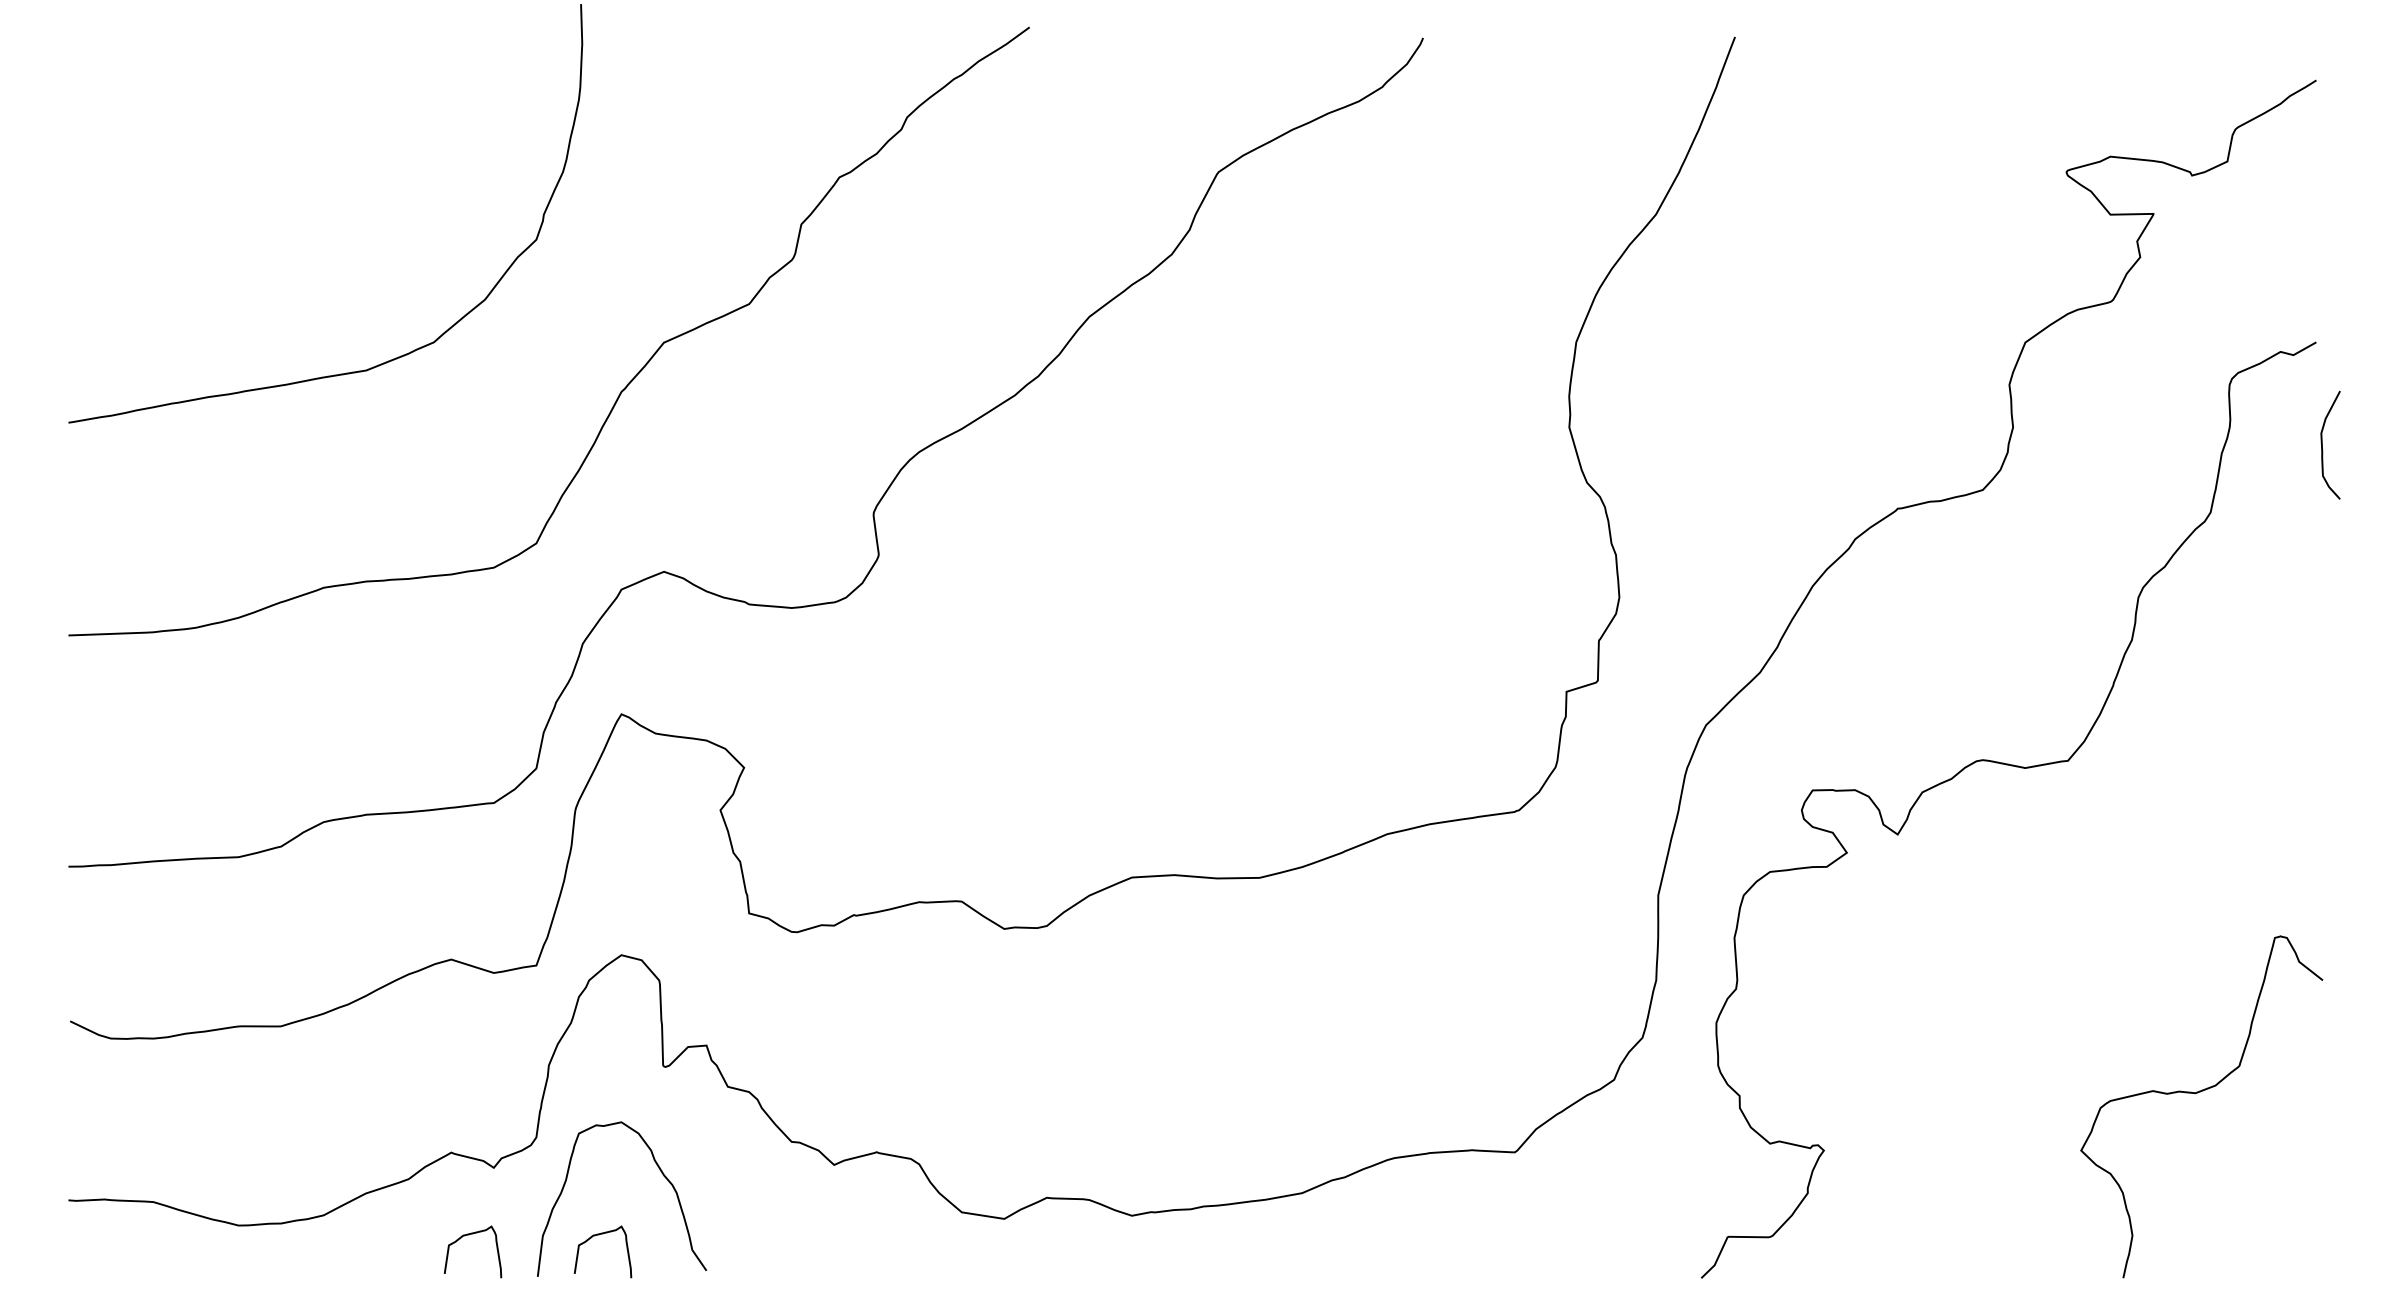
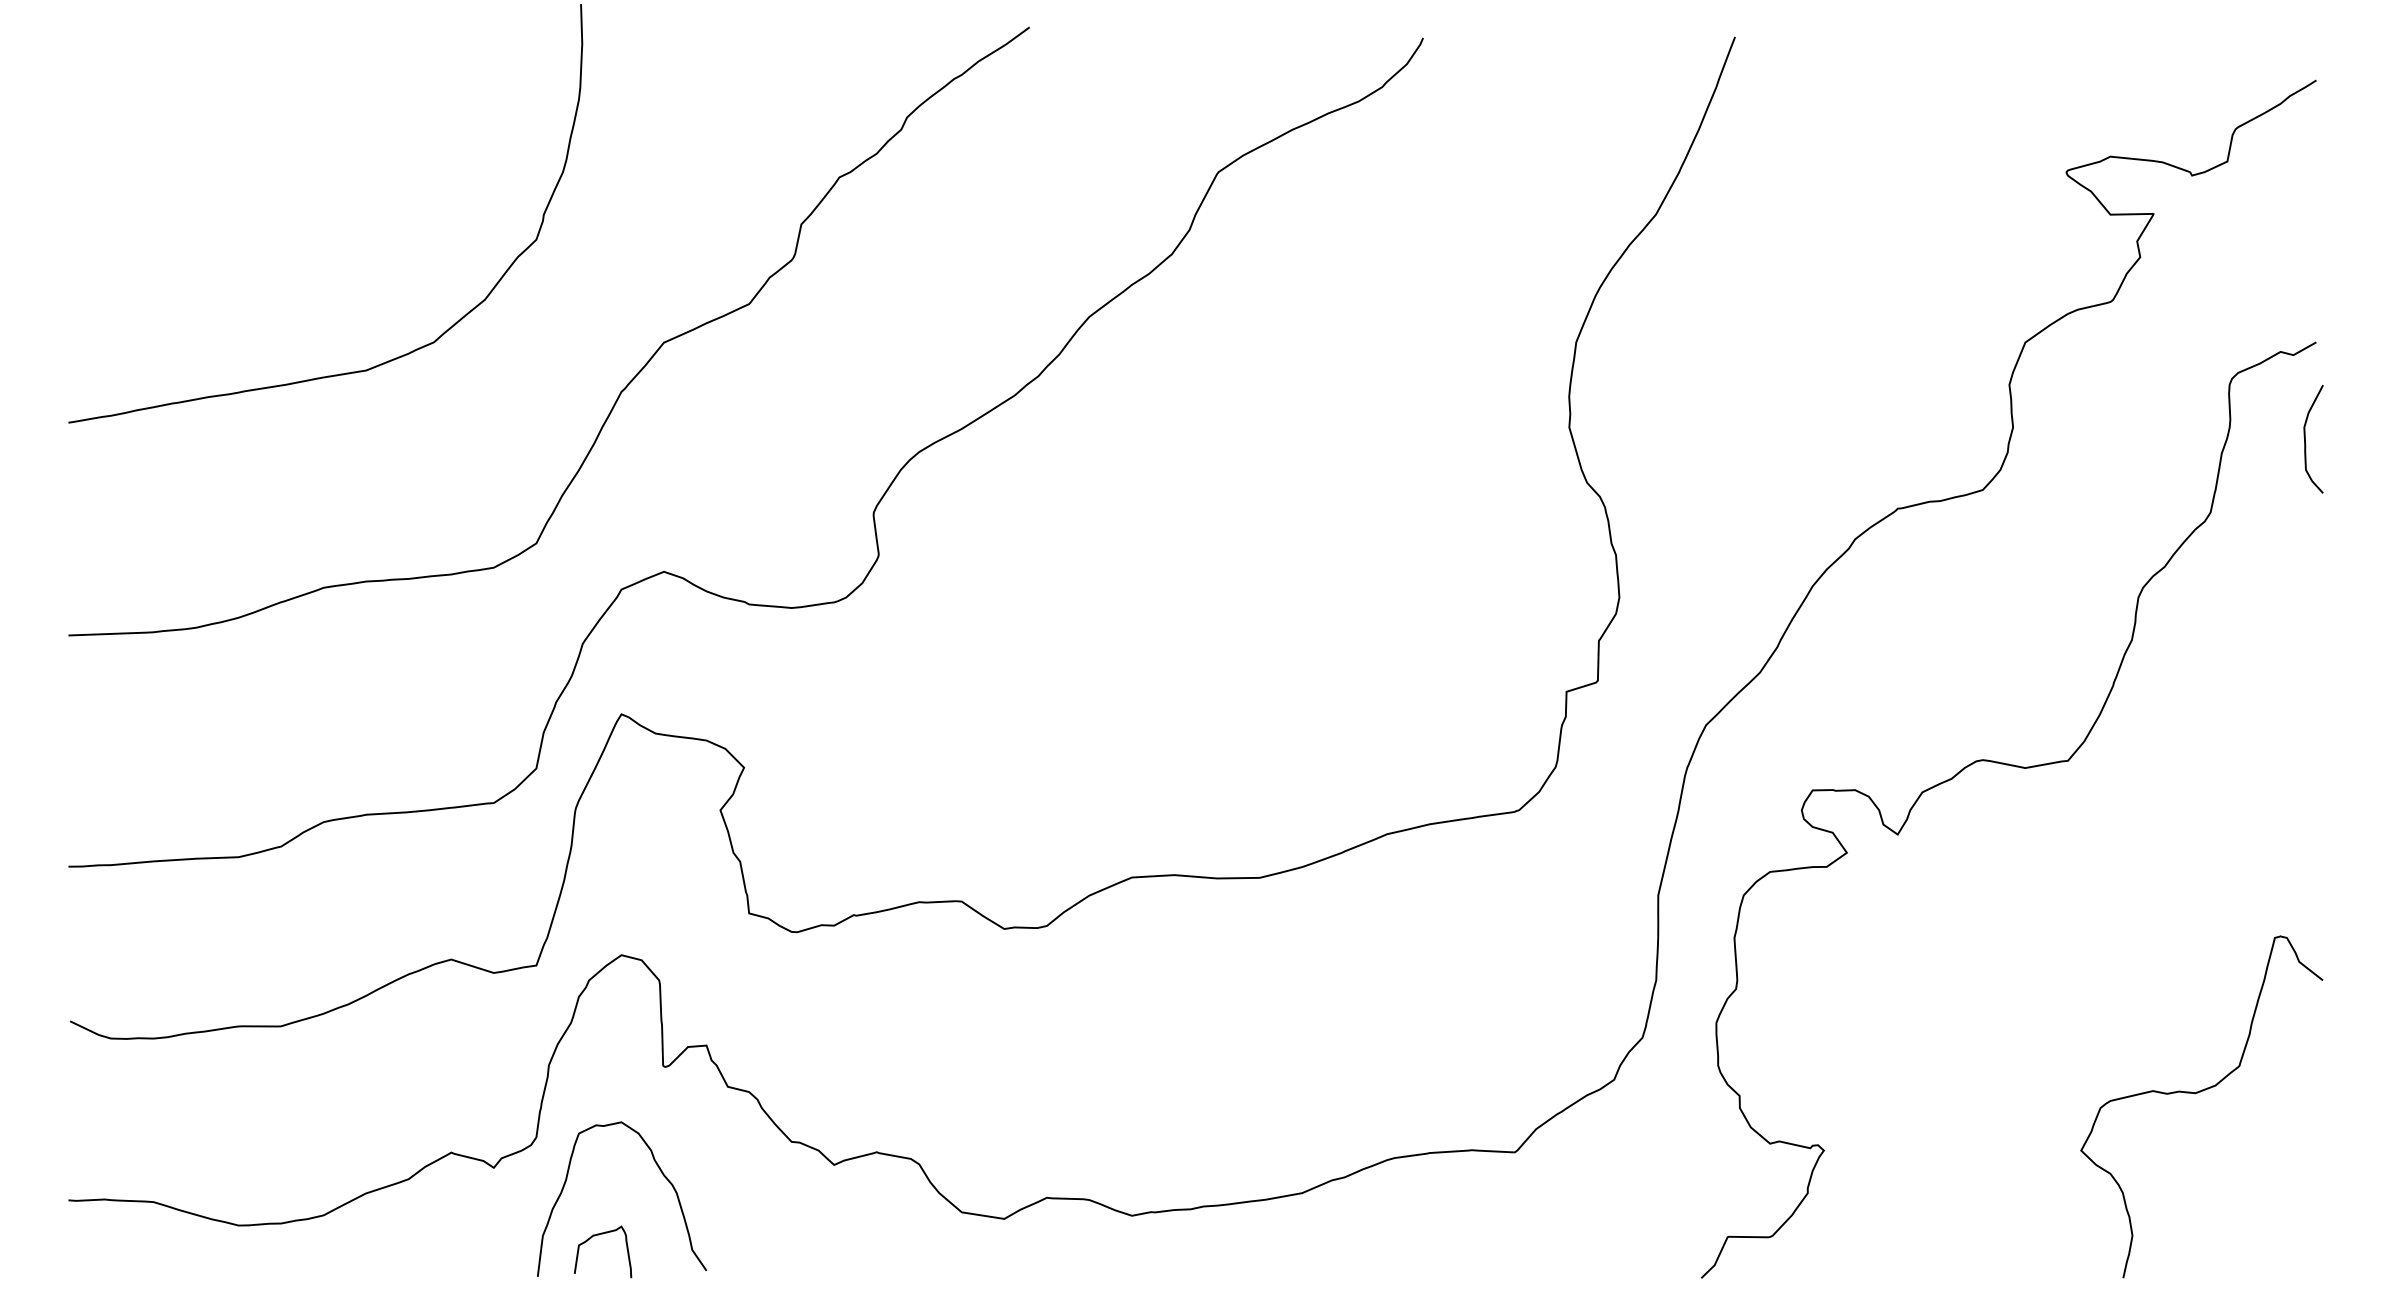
curve position: (2322, 444) -> (2305, 438) (2305, 438)
curve: present -> none (469, 1235)
